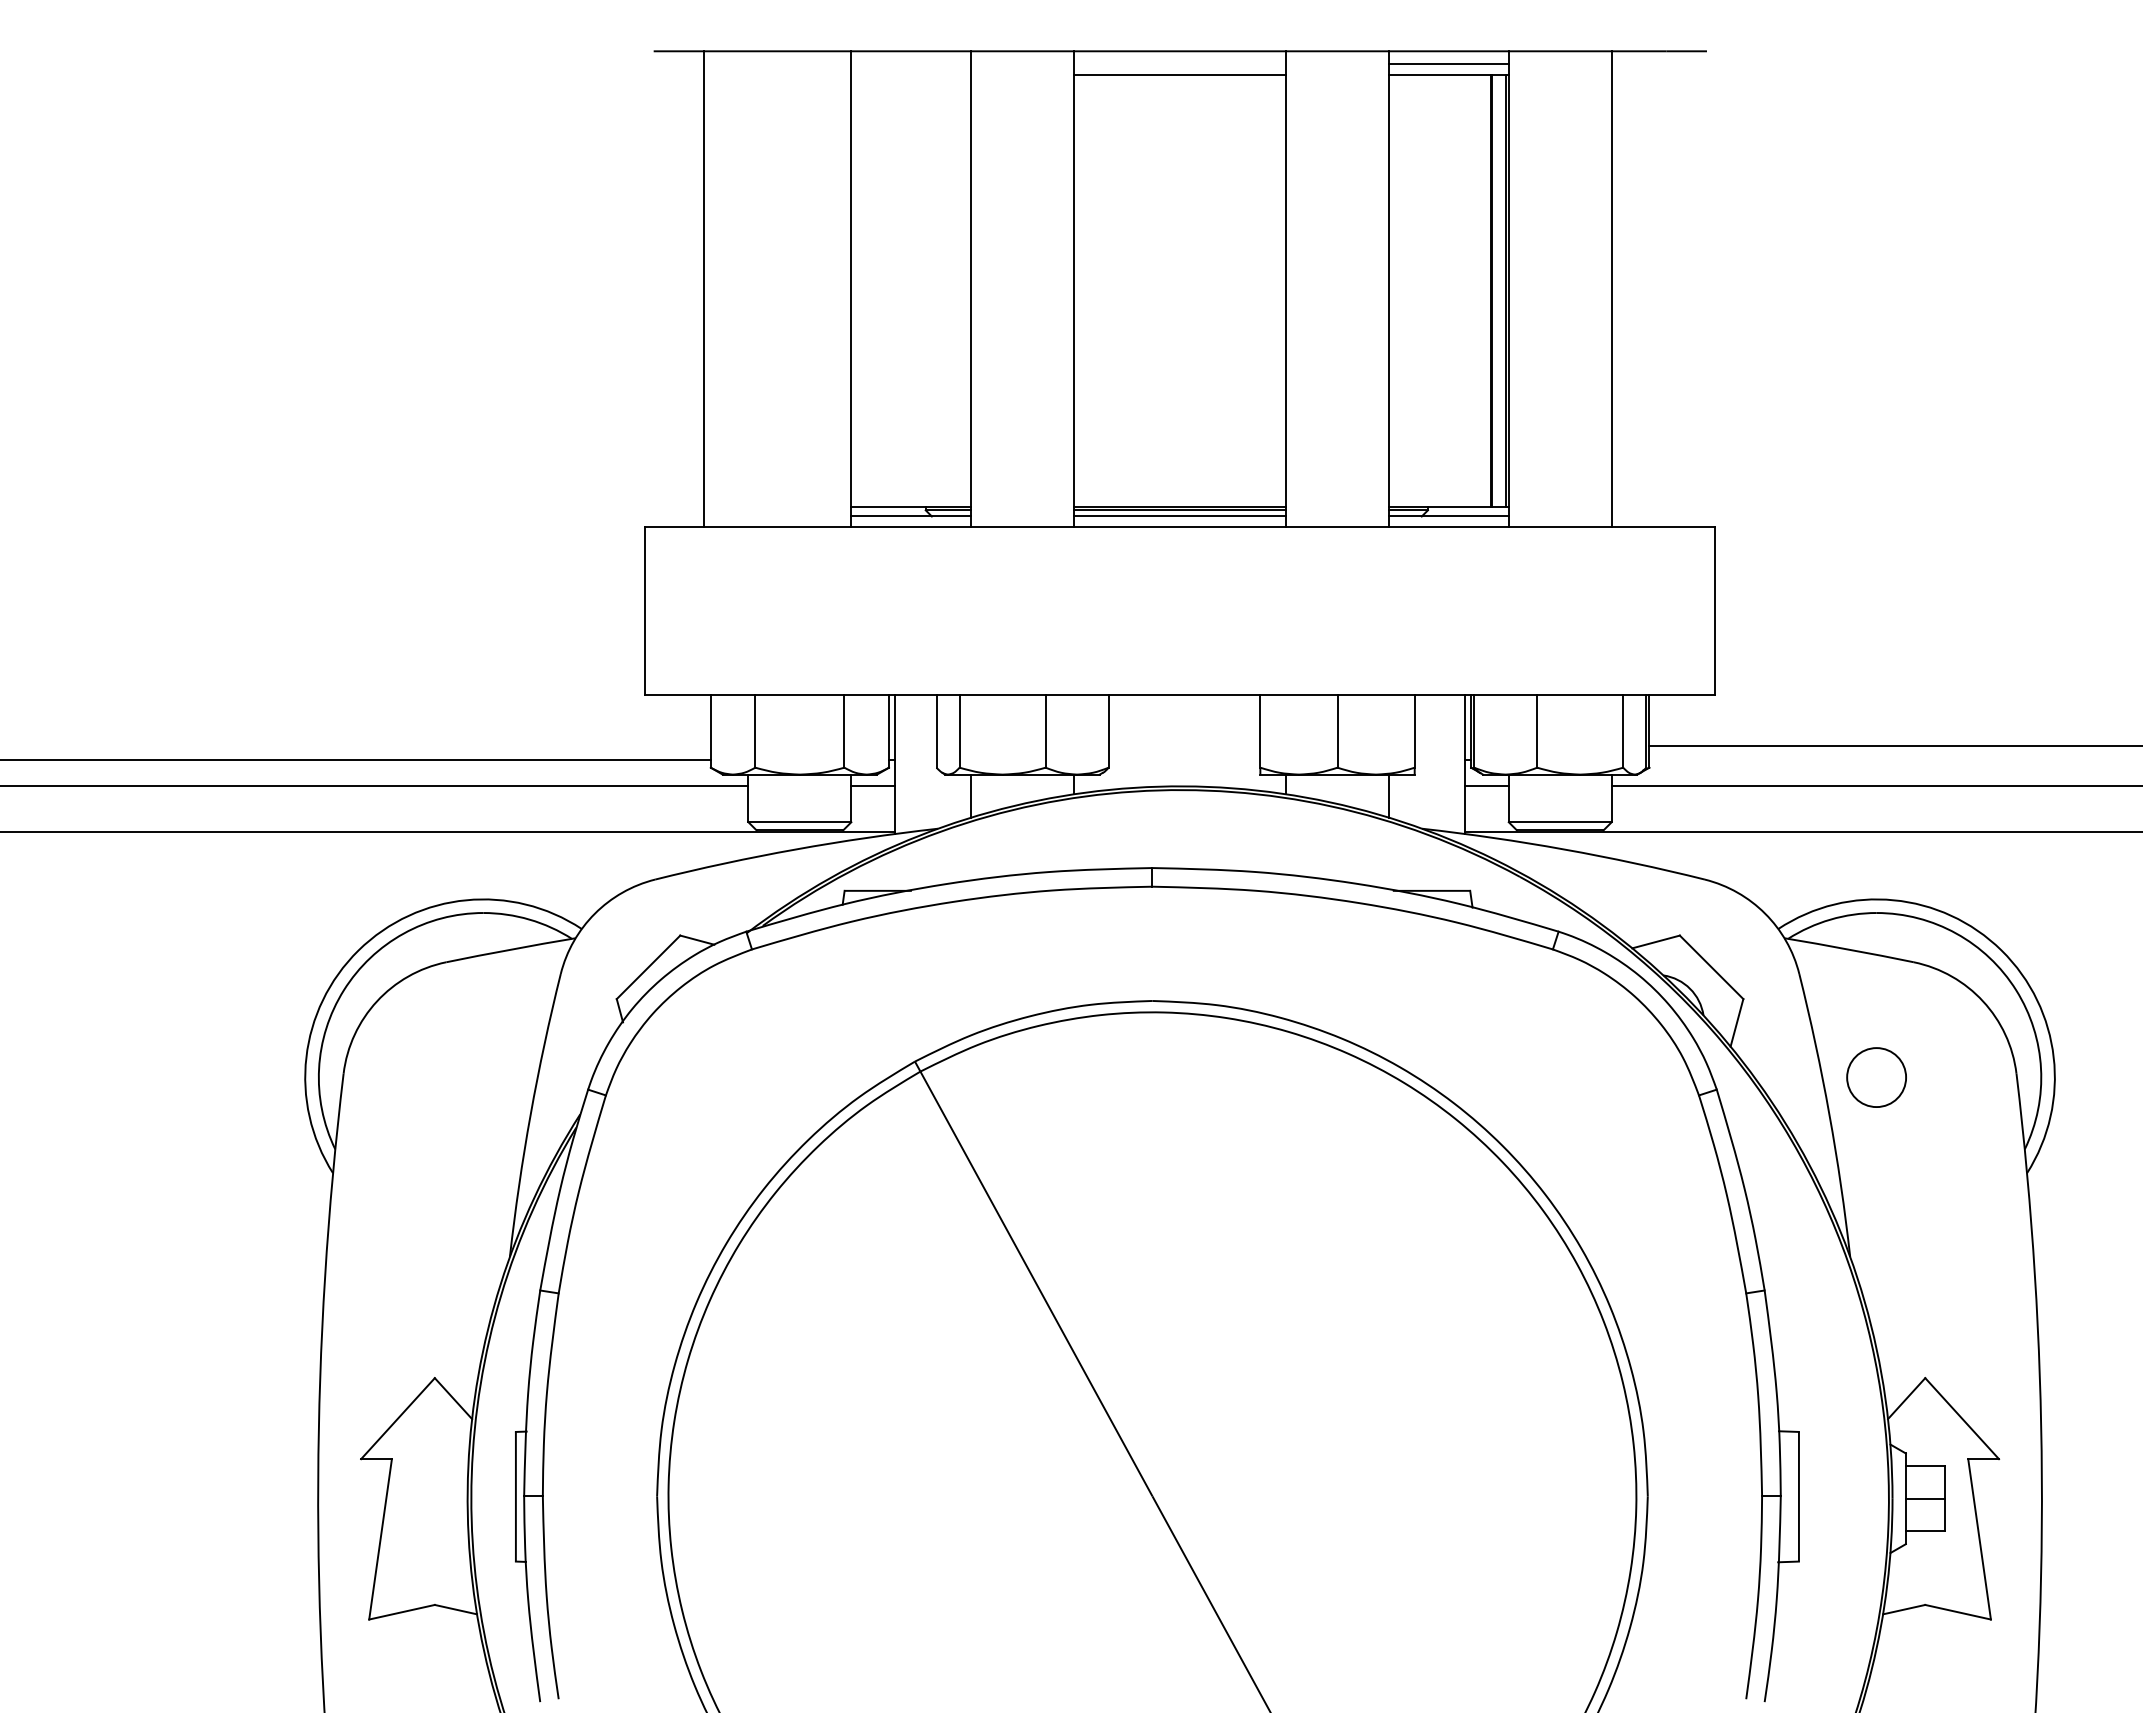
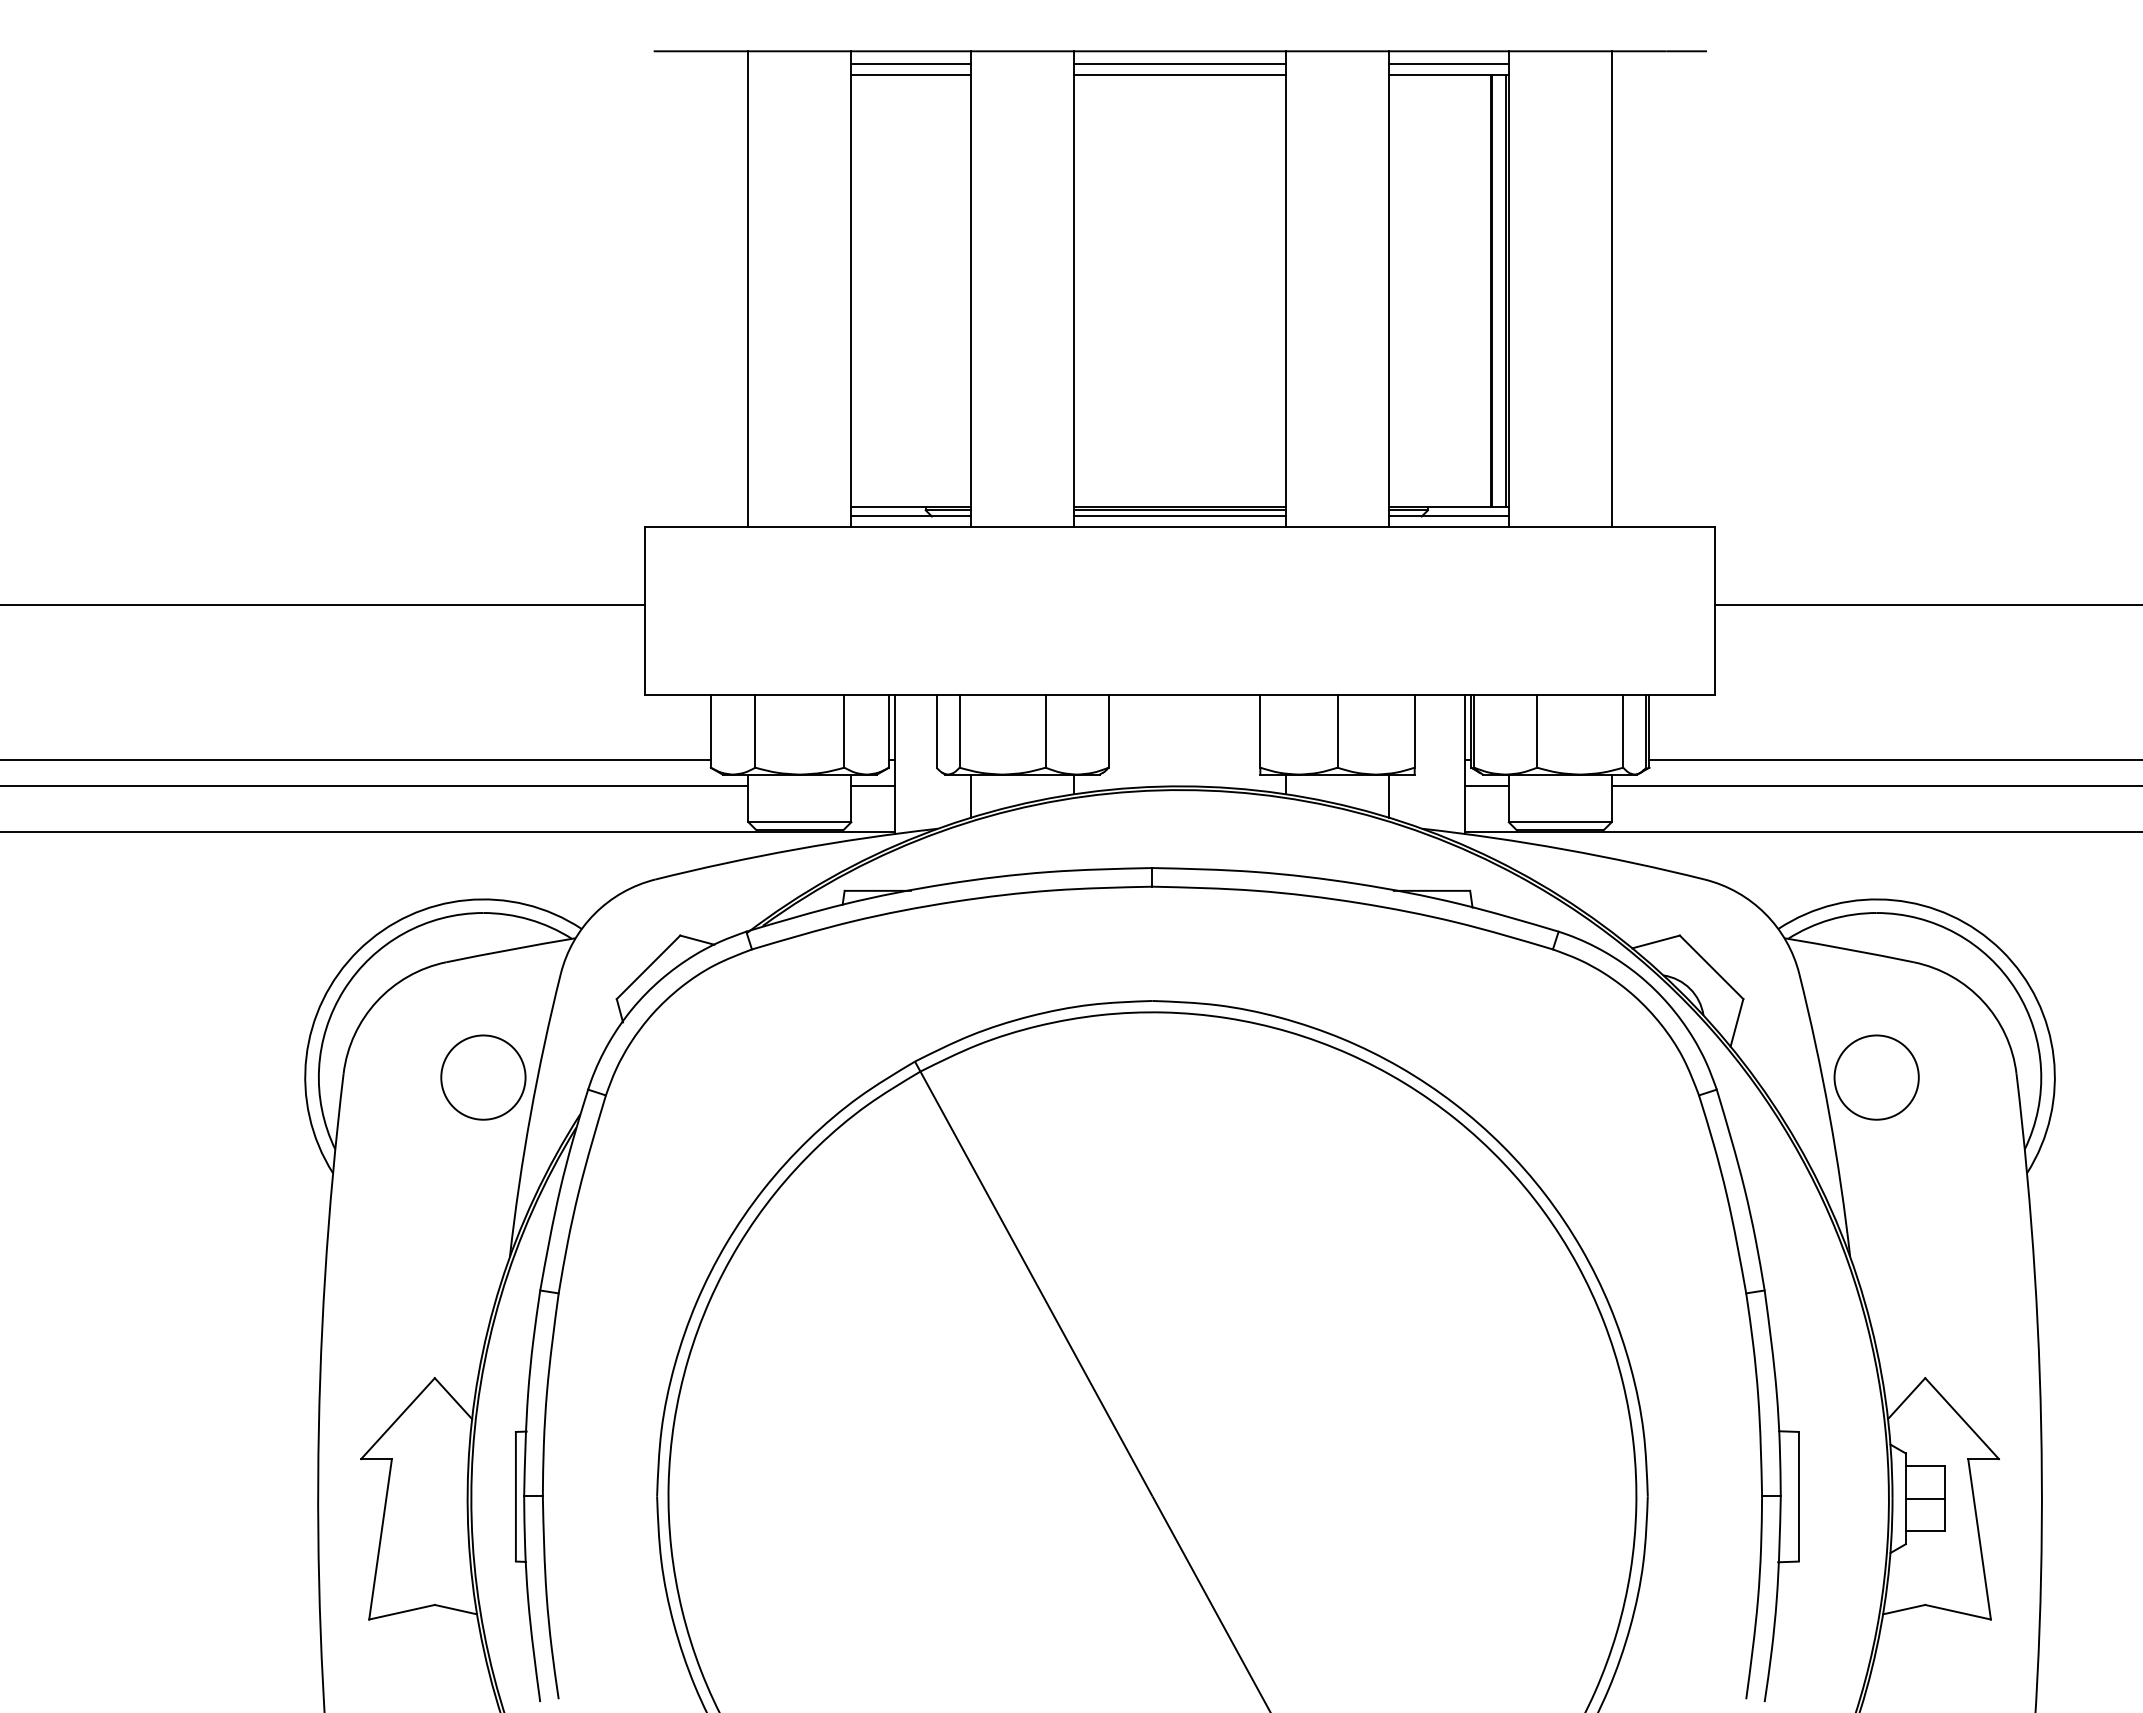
line: none -> present (911, 64)
line: none -> present (1180, 64)
line: none -> present (911, 74)
line position: (704, 288) -> (748, 288) (748, 288)
line: none -> present (323, 604)
line: none -> present (1926, 604)
line position: (1894, 746) -> (1894, 760) (1894, 760)
circle: none -> present (483, 1077)
circle size: 61x61 px -> 87x87 px (1876, 1077)
